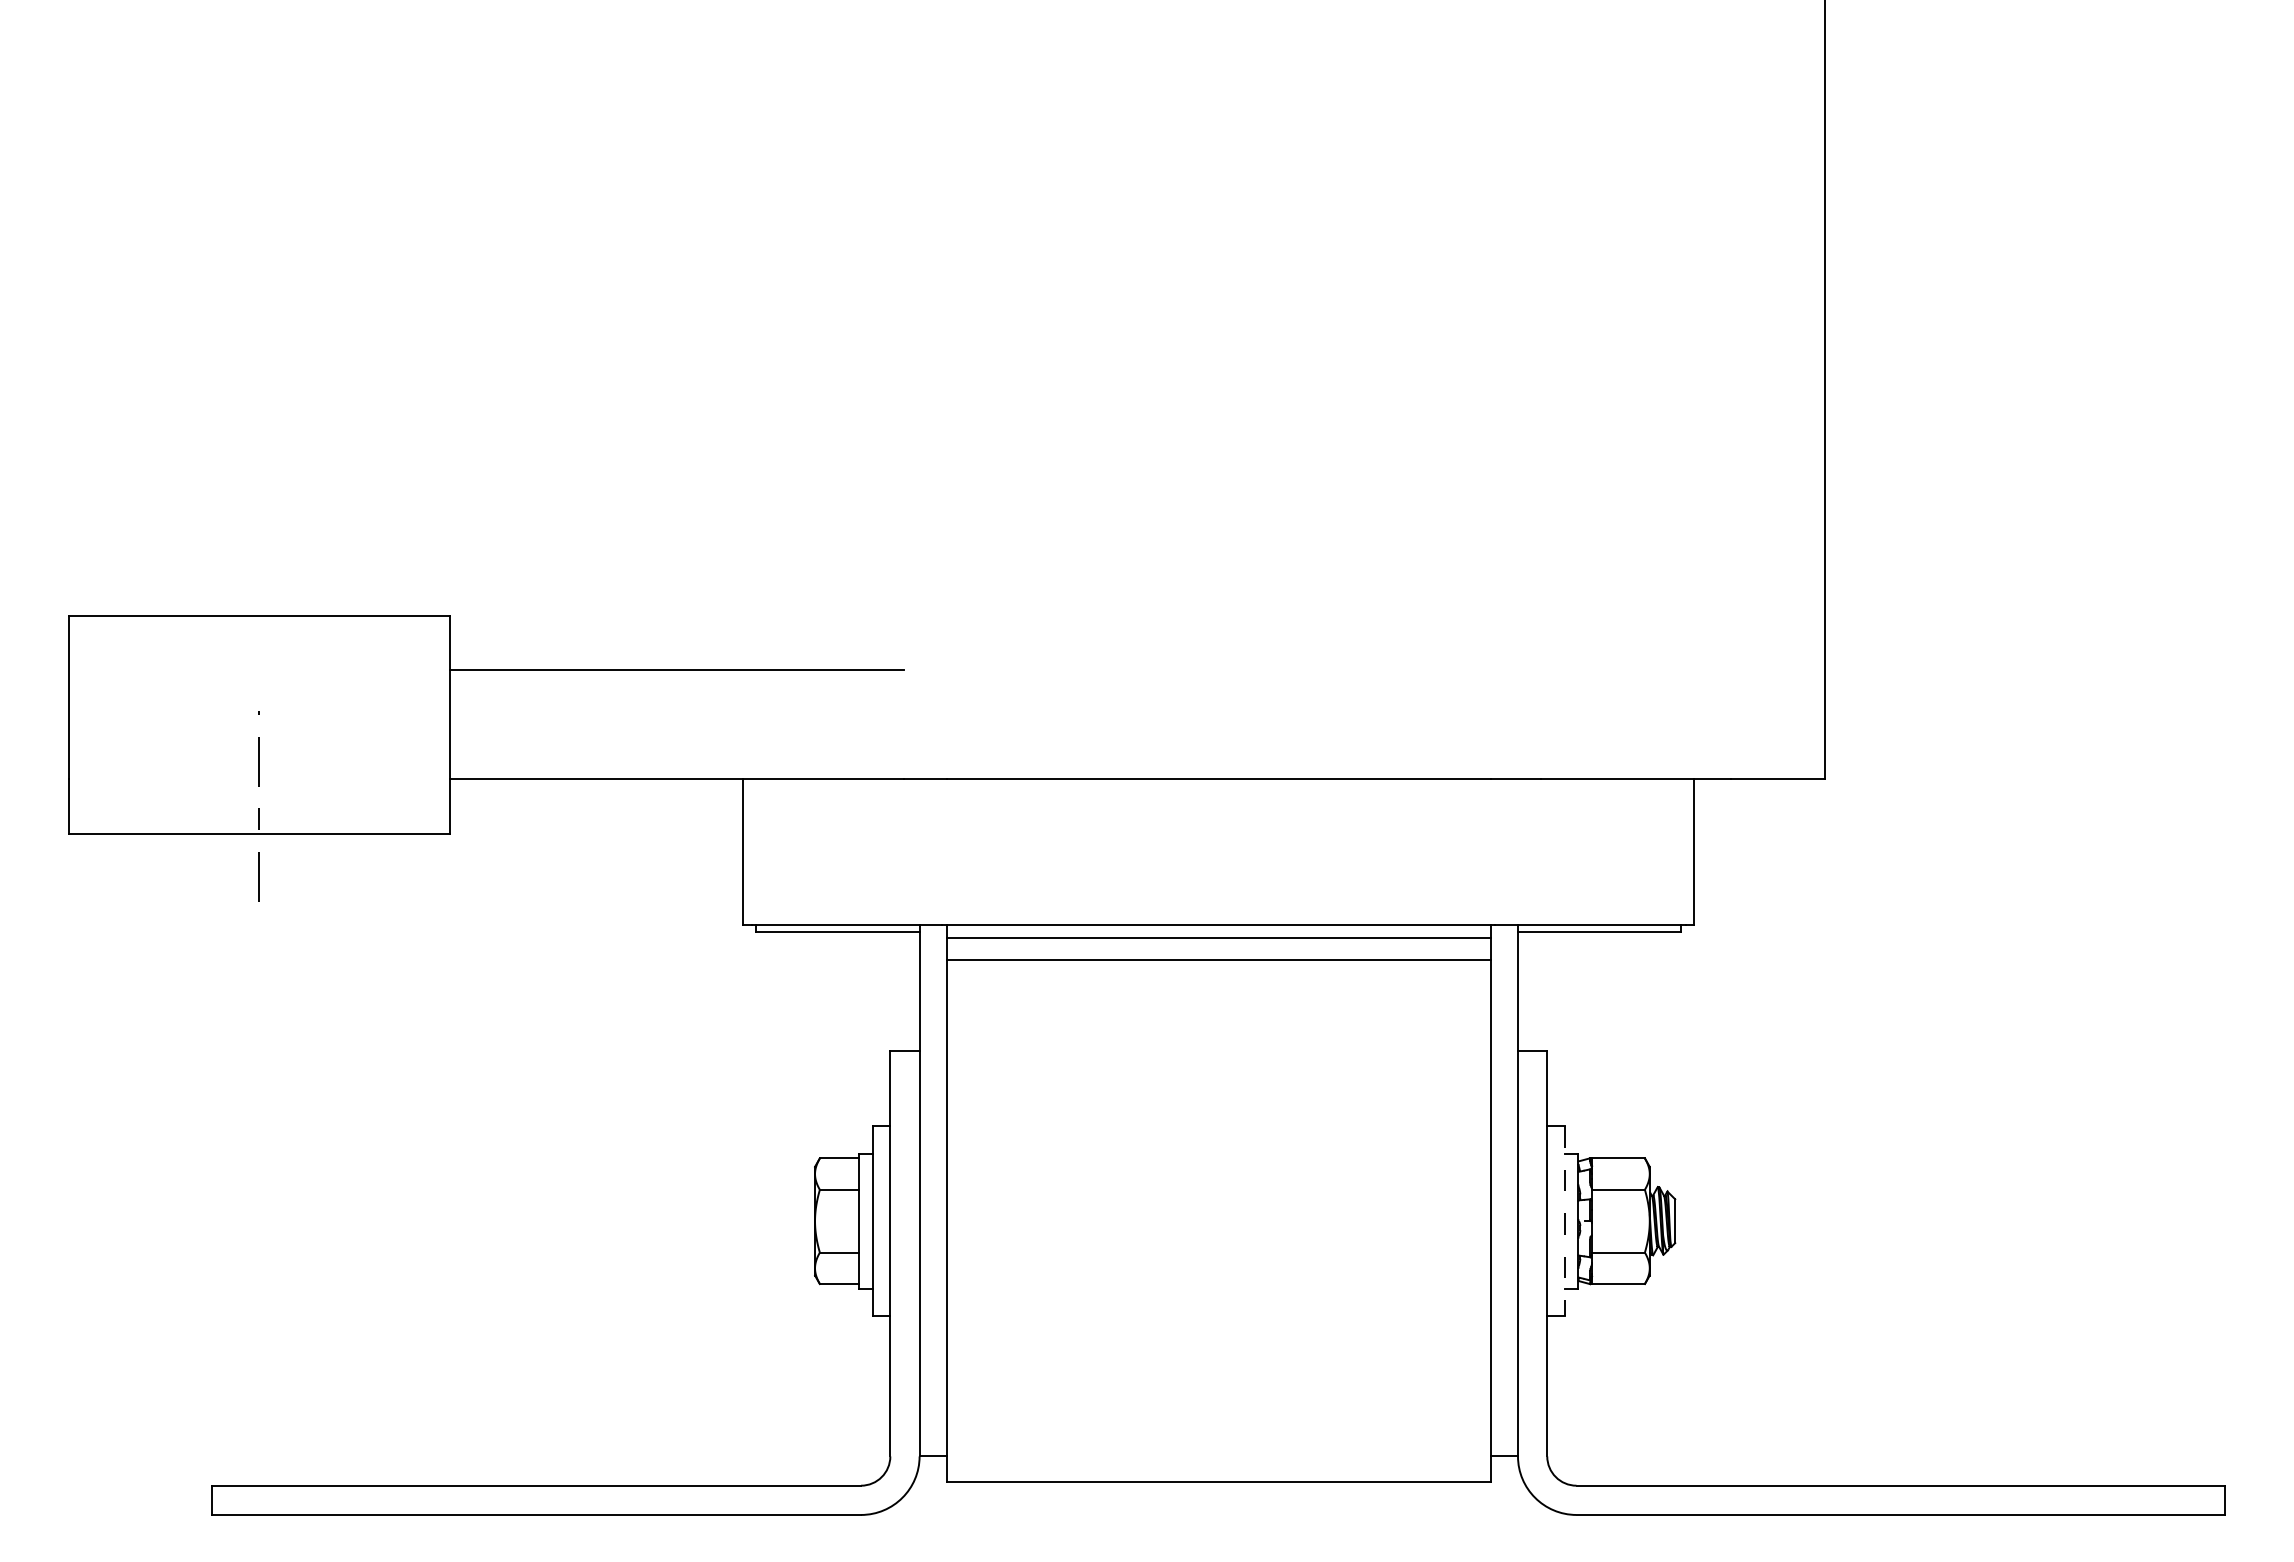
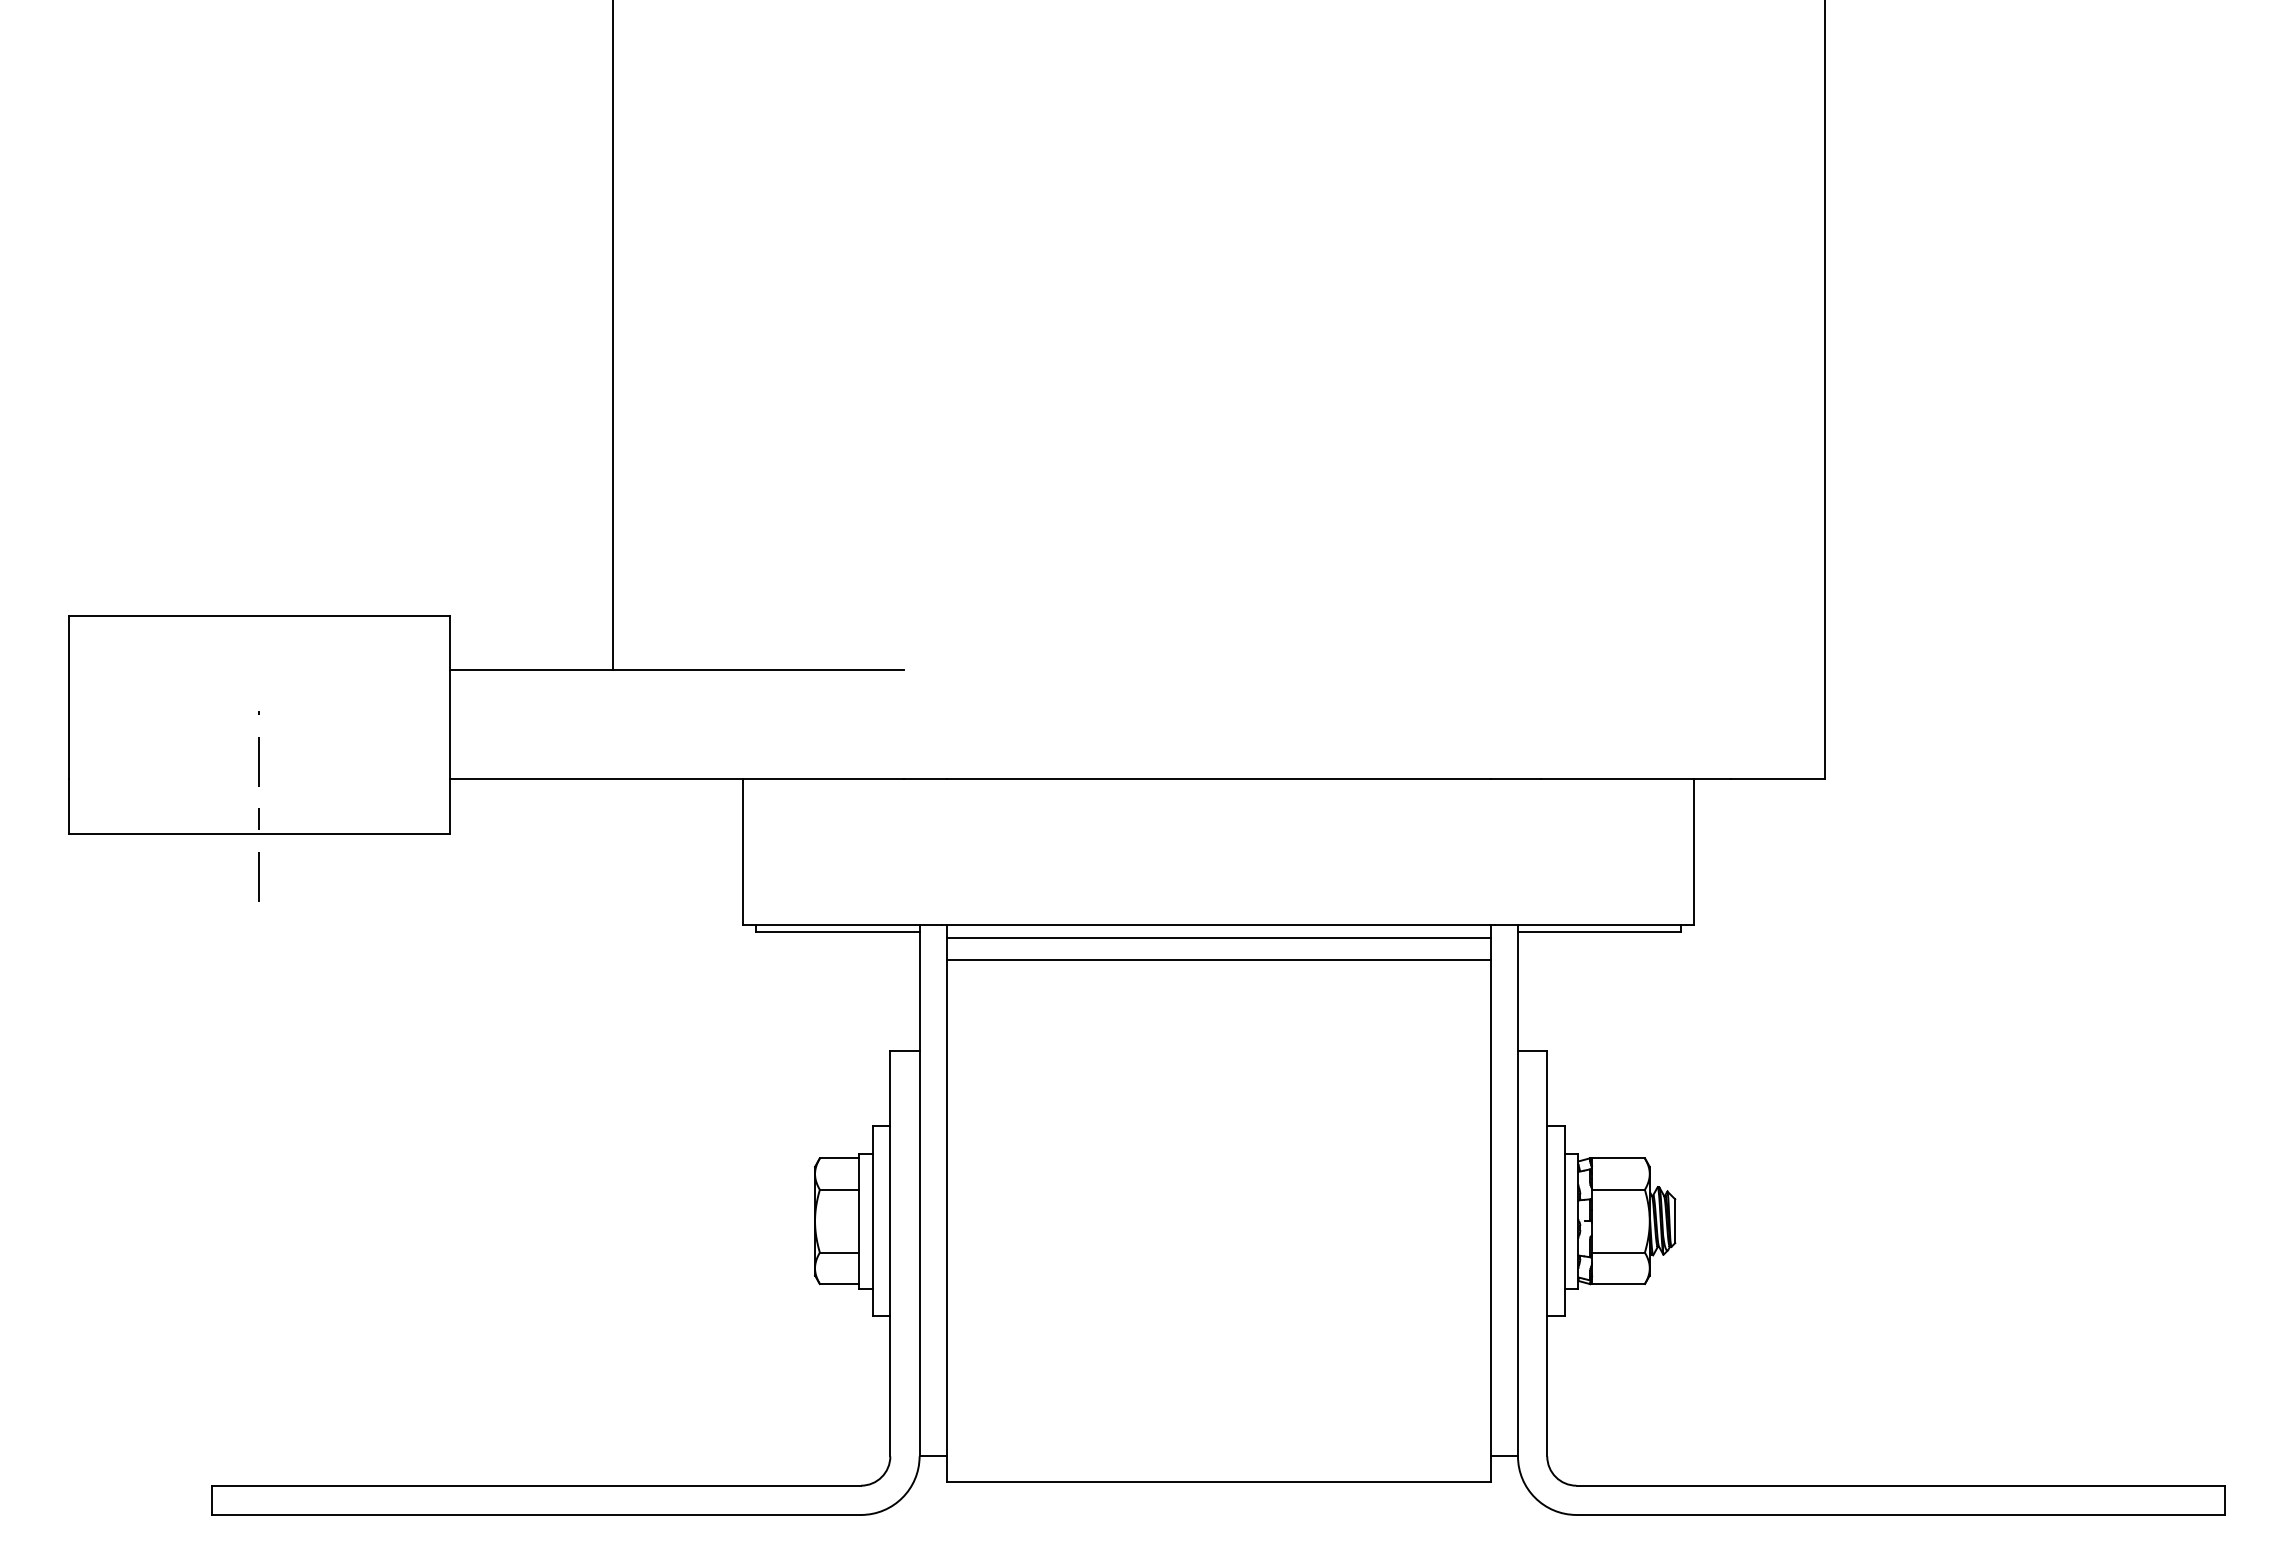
line: none -> present (612, 335)
line: dashed -> solid (1564, 1221)
